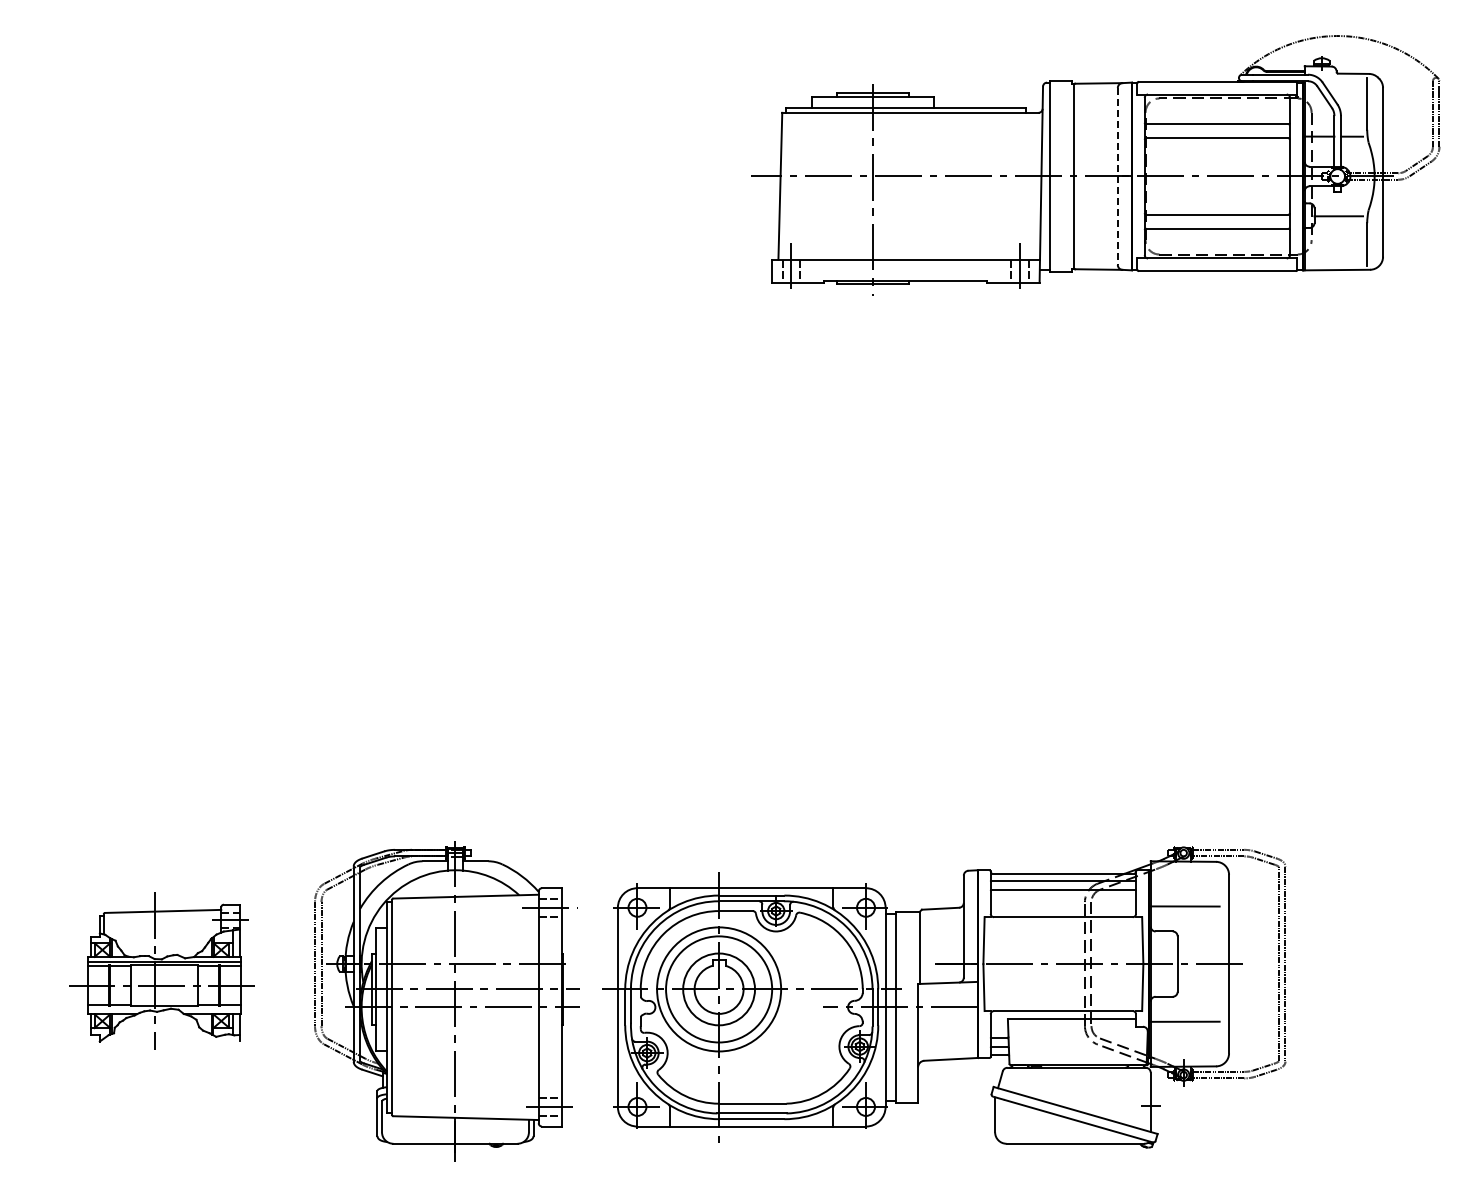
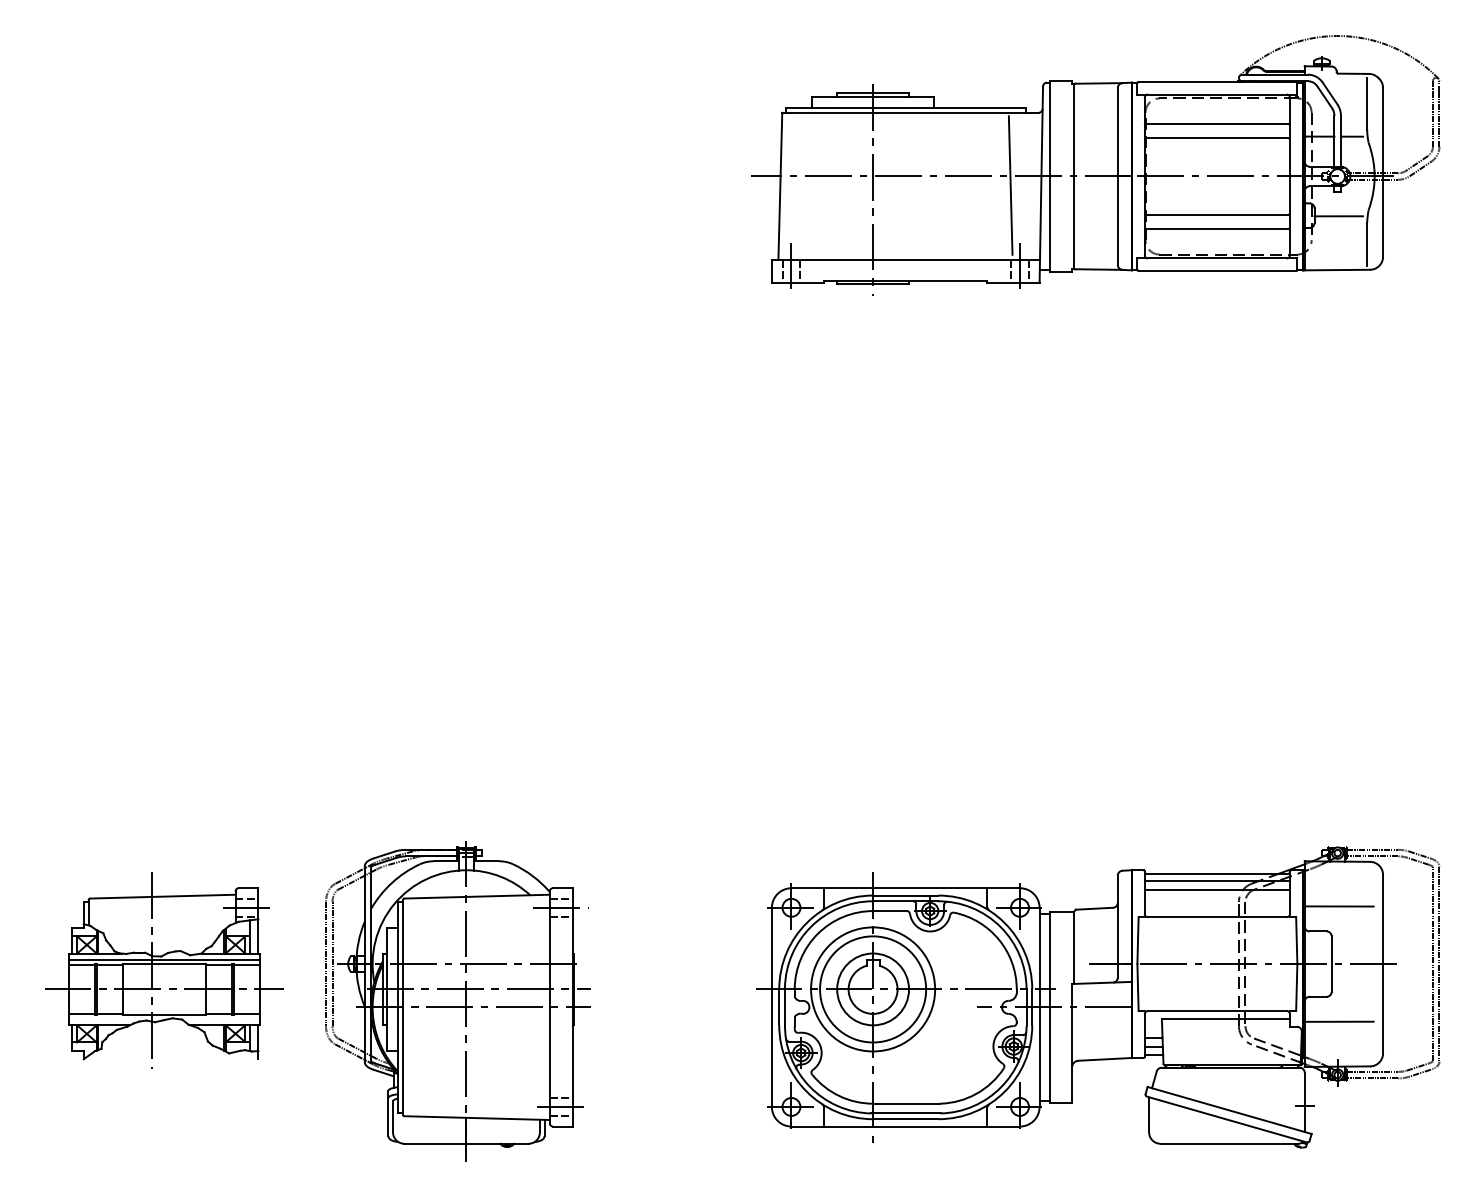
line: dashed -> solid (1117, 177)
line: none -> present (1010, 185)
part size: 186x158 px -> 239x197 px (164, 970)
part position: (944, 997) -> (1098, 997) (1098, 997)
part position: (446, 1001) -> (457, 1001) (457, 1001)
